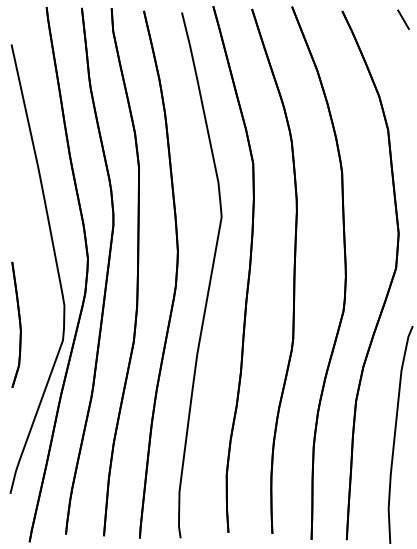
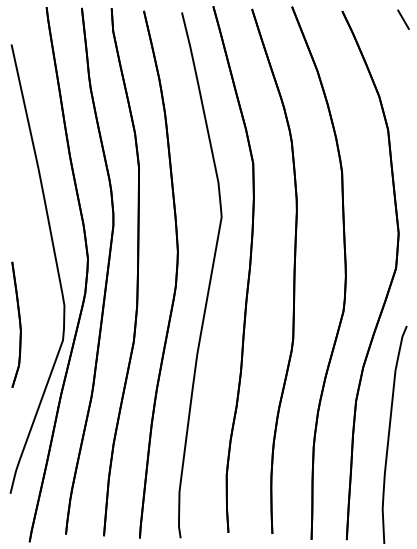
curve position: (396, 431) -> (390, 431) (390, 431)
